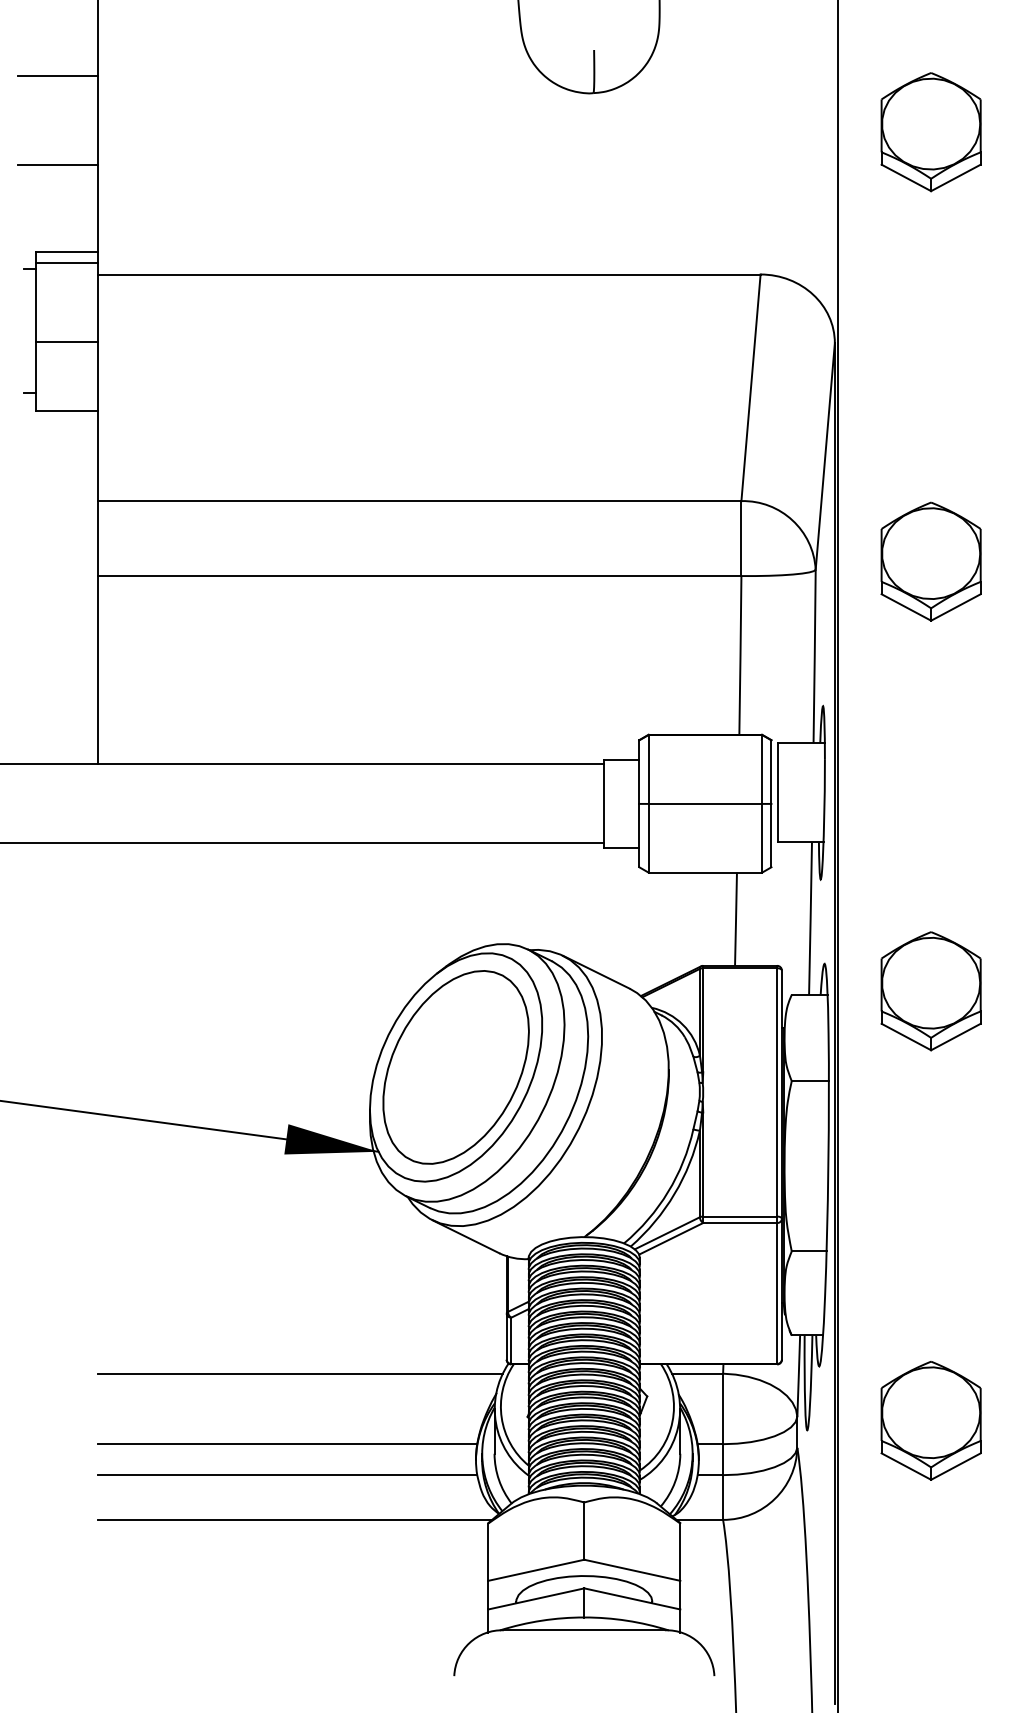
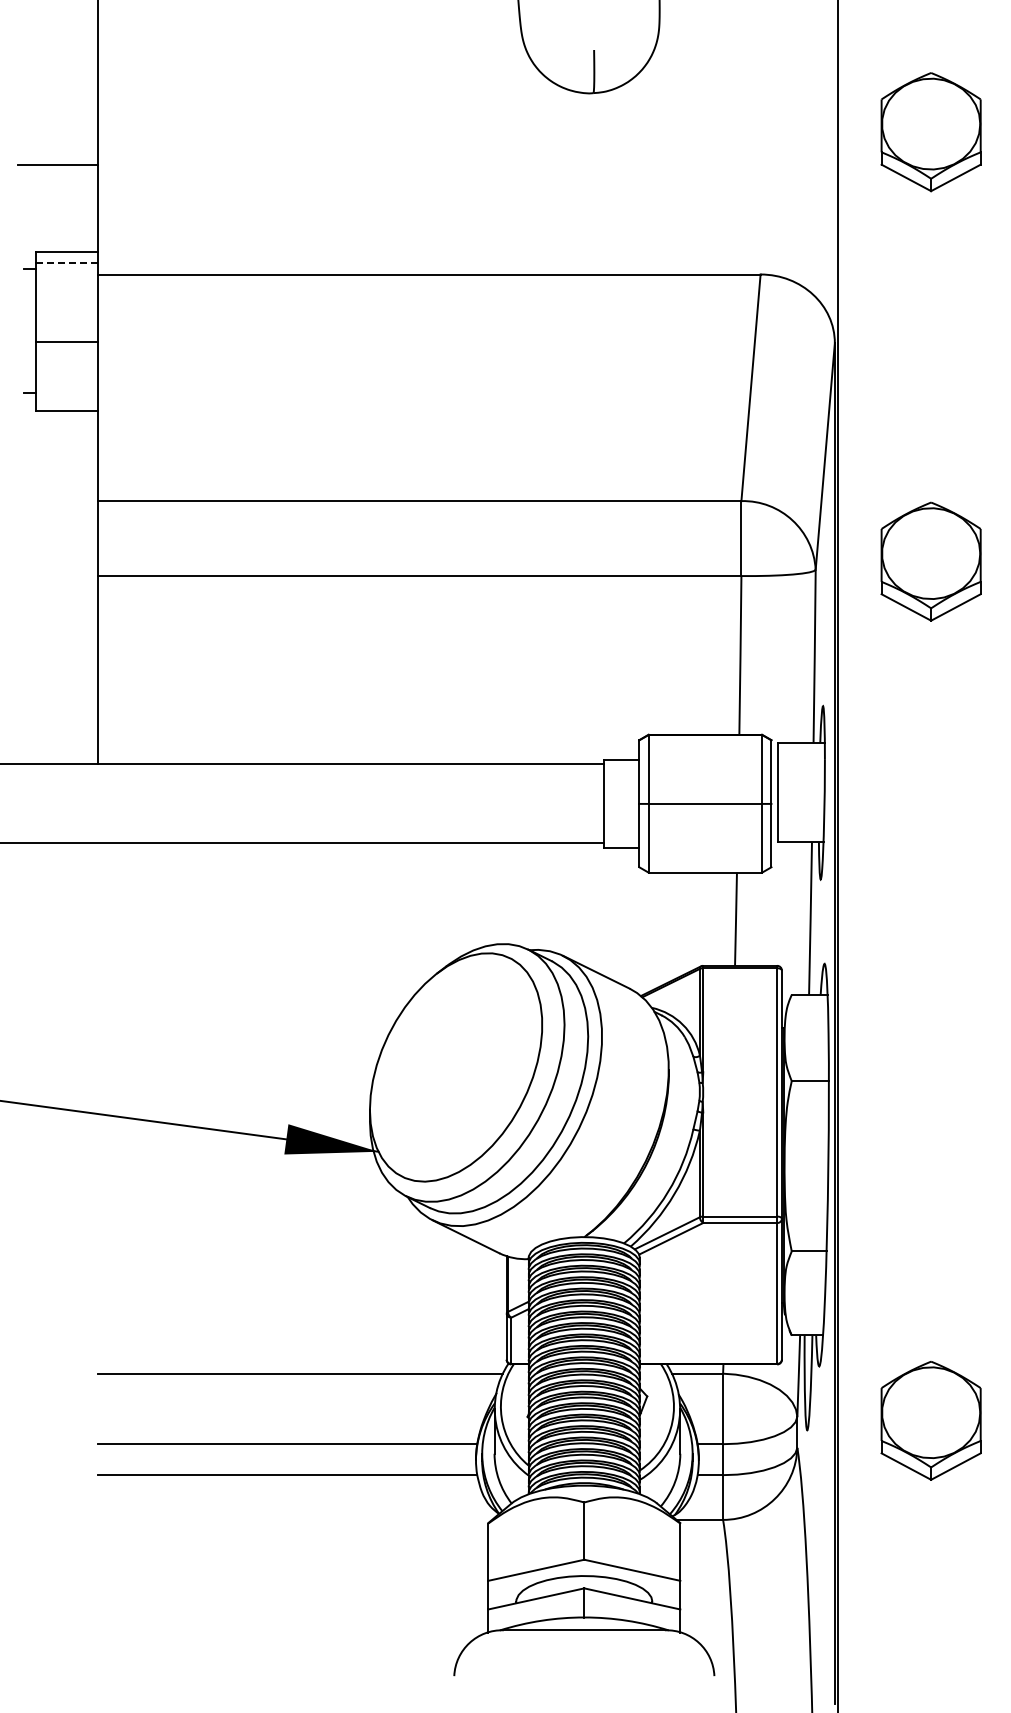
line: present -> none (57, 75)
line: solid -> dashed (67, 263)
part: present -> none (930, 991)
part: present -> none (455, 1067)
line: present -> none (295, 1519)
